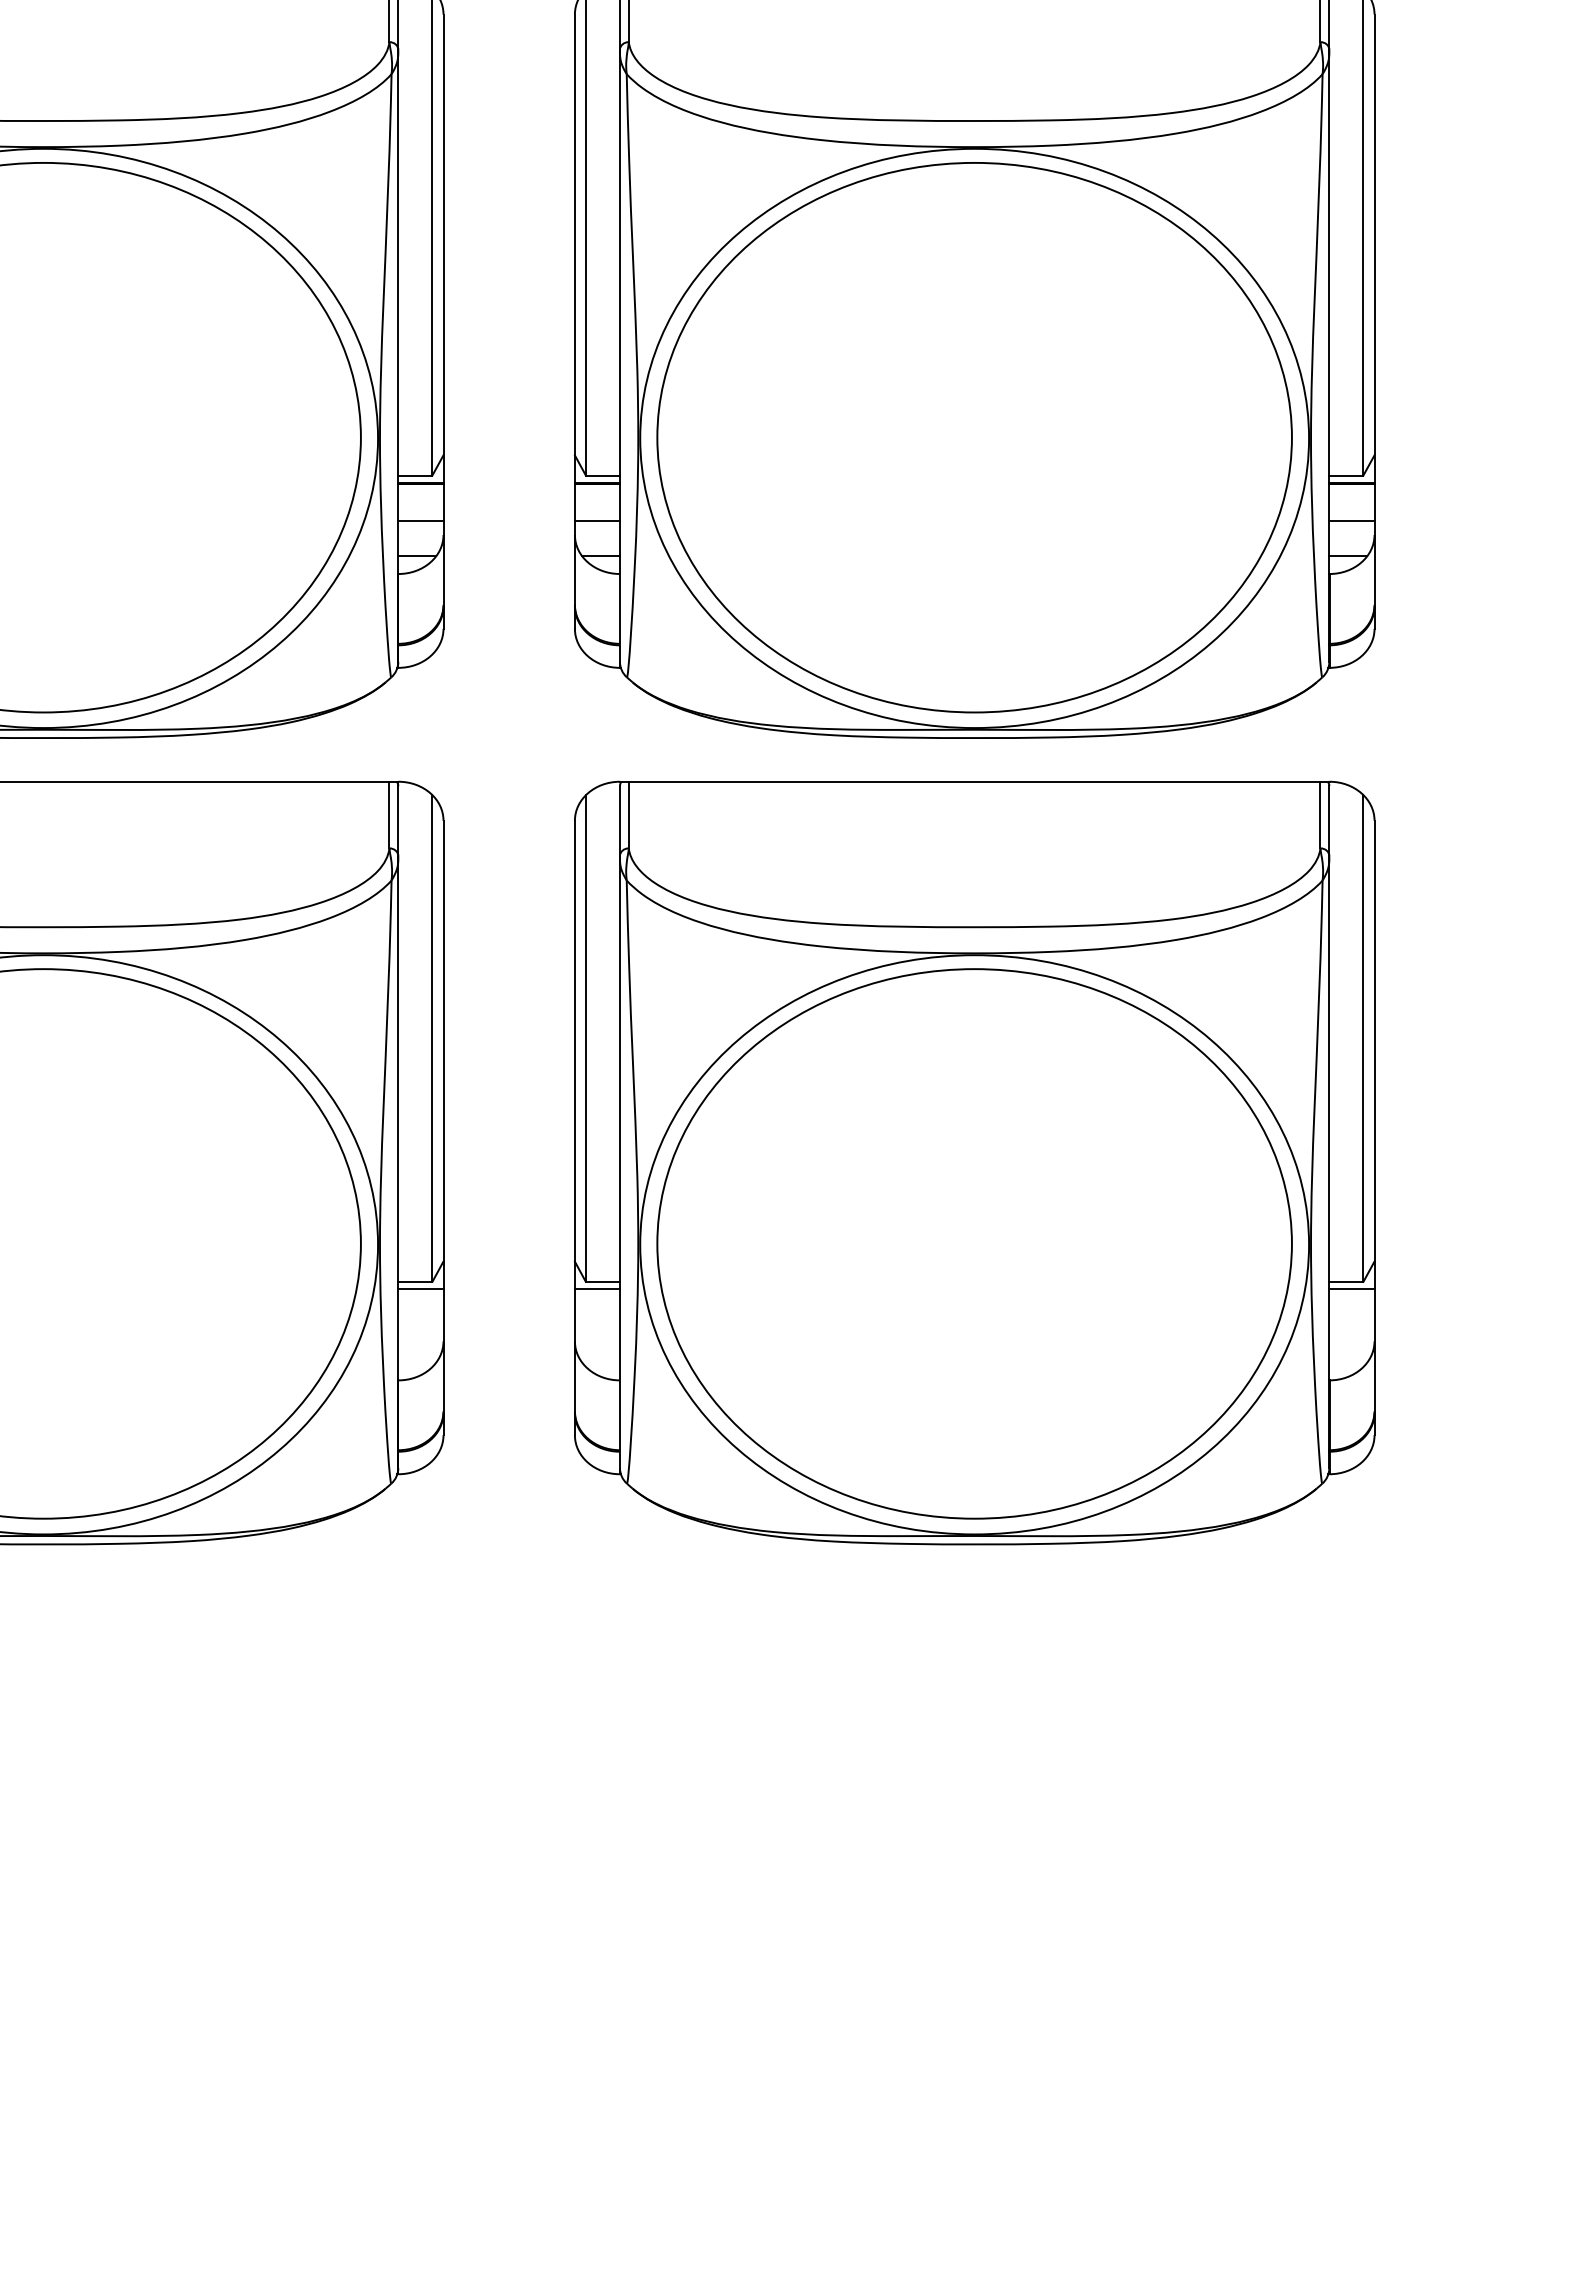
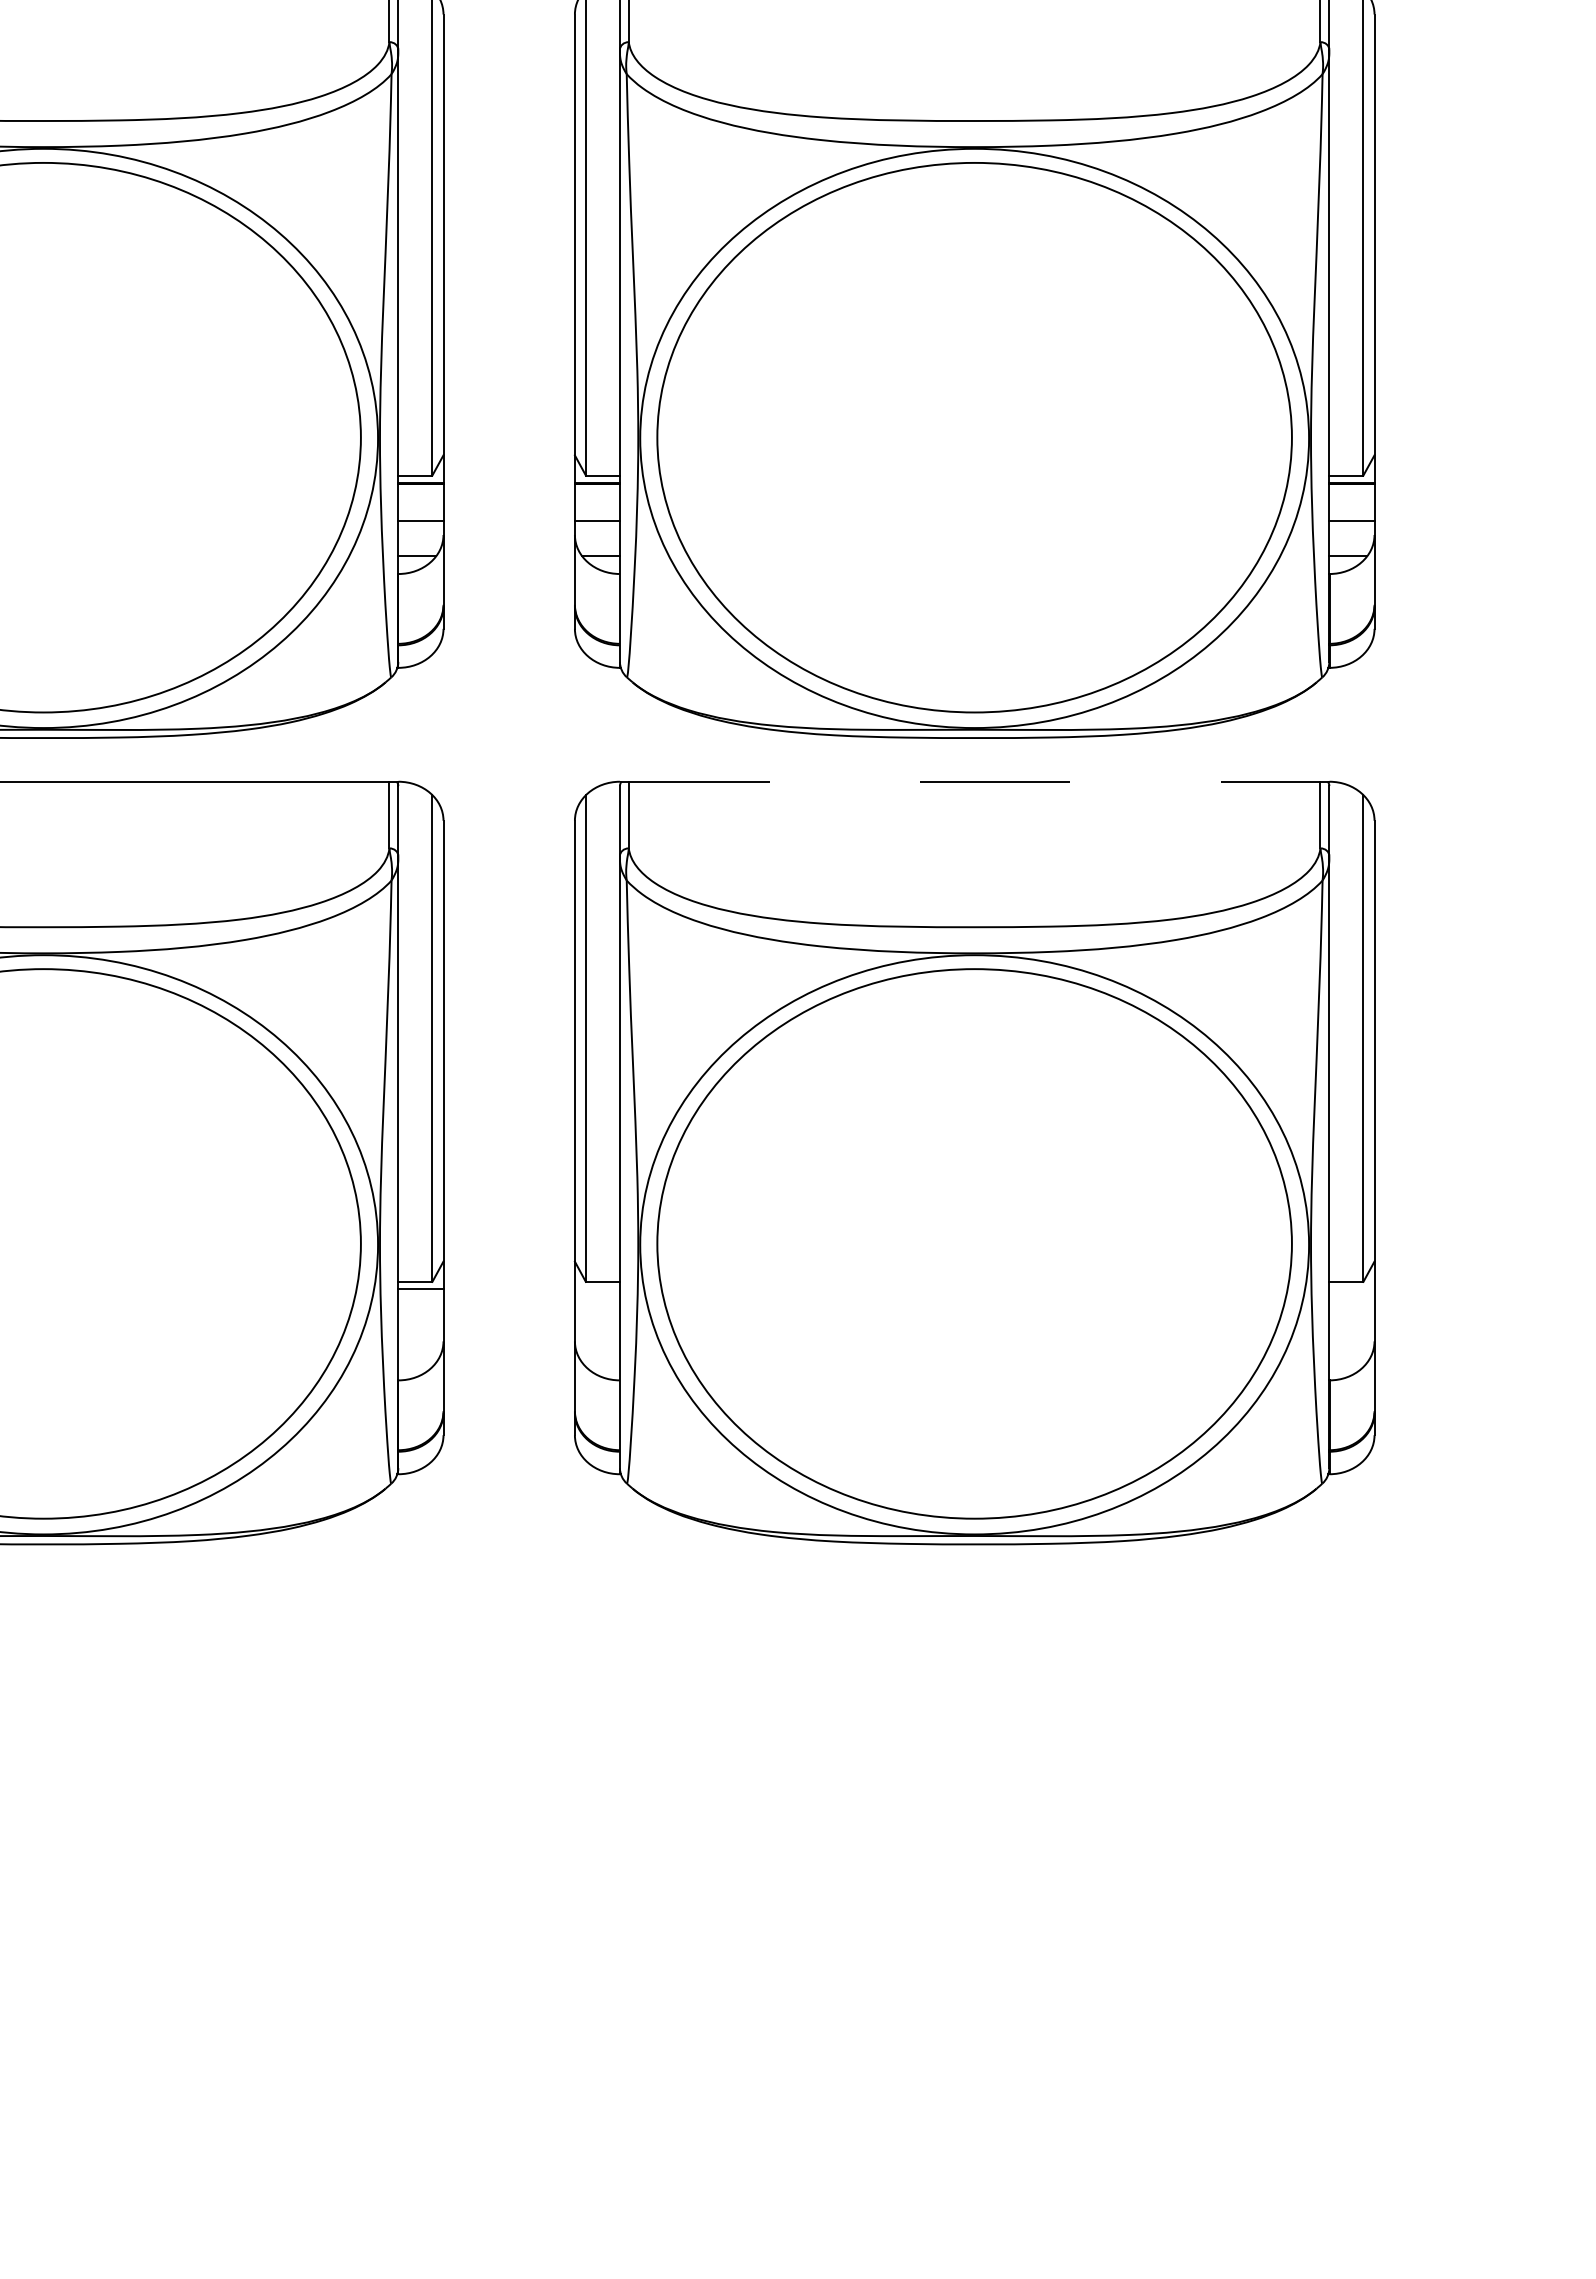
line: solid -> dashed (974, 781)
line: present -> none (596, 1289)
line: present -> none (1351, 1289)
